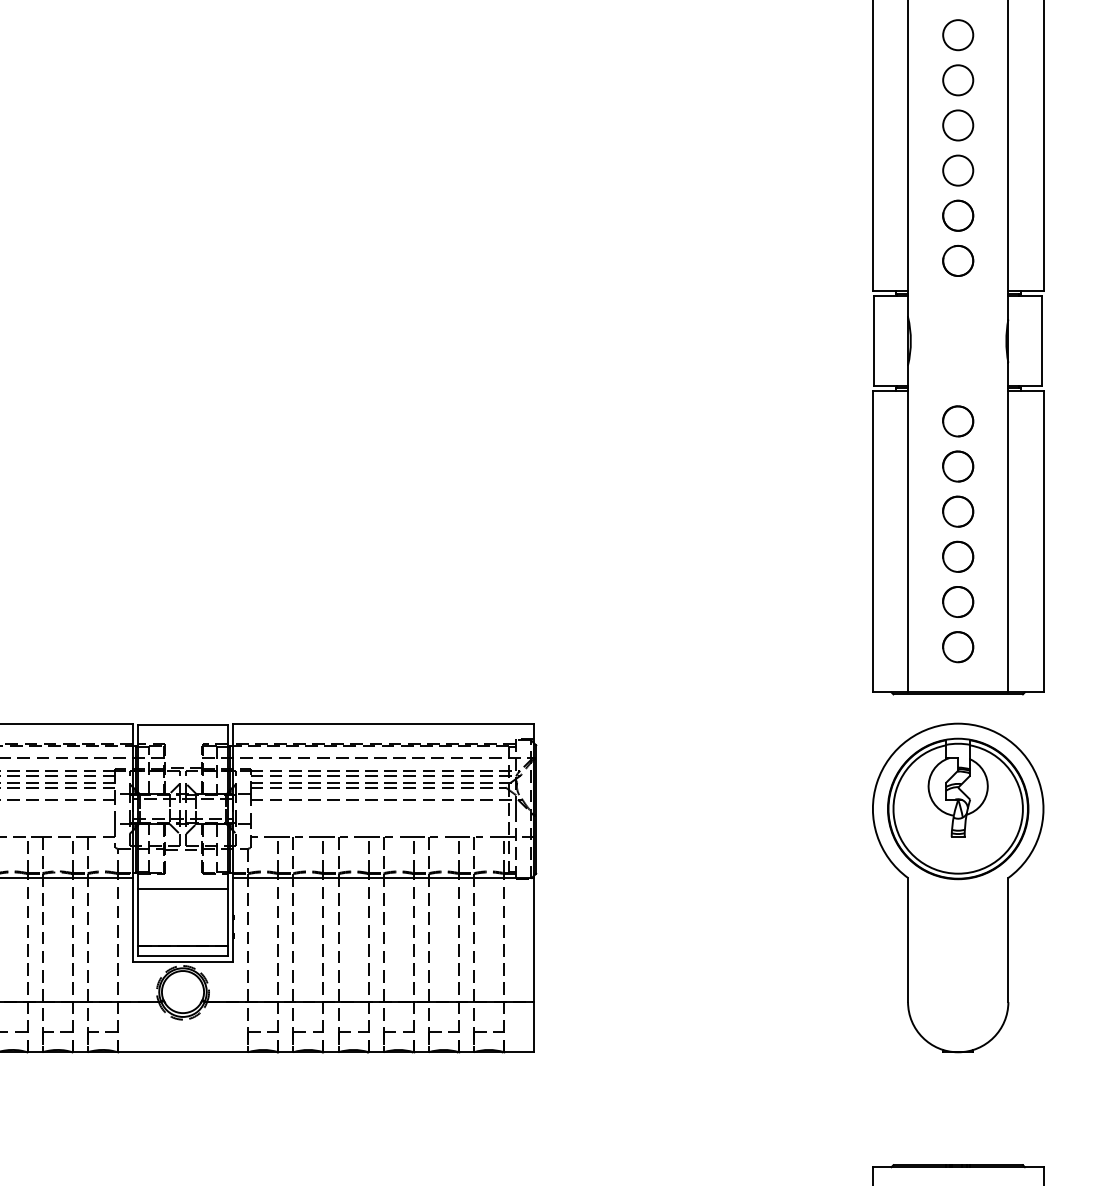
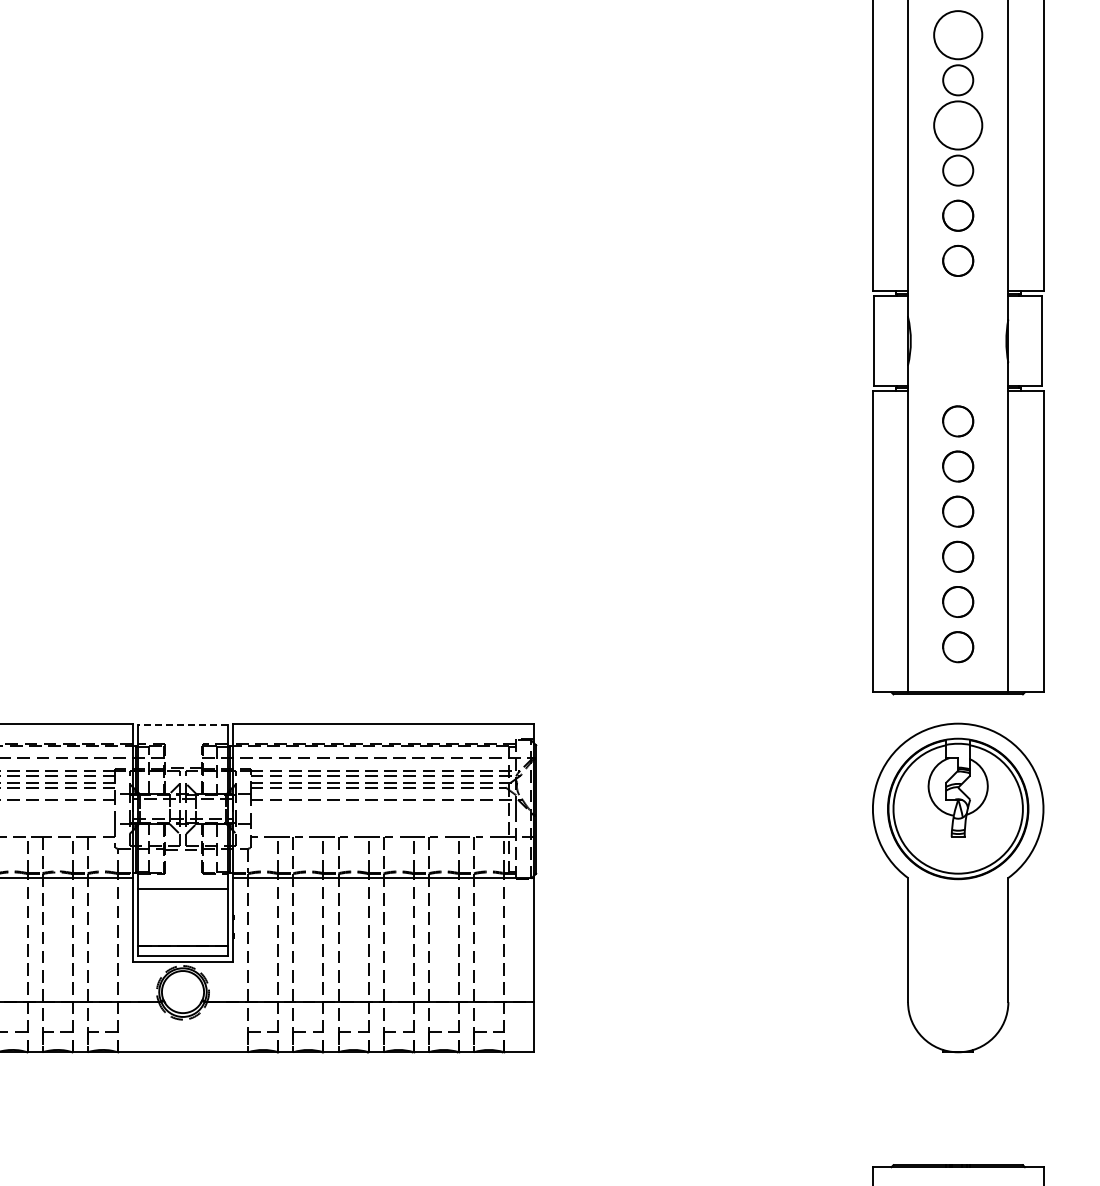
circle diameter: 30 px -> 48 px (958, 35)
circle diameter: 30 px -> 48 px (958, 125)
line: solid -> dashed (182, 724)
